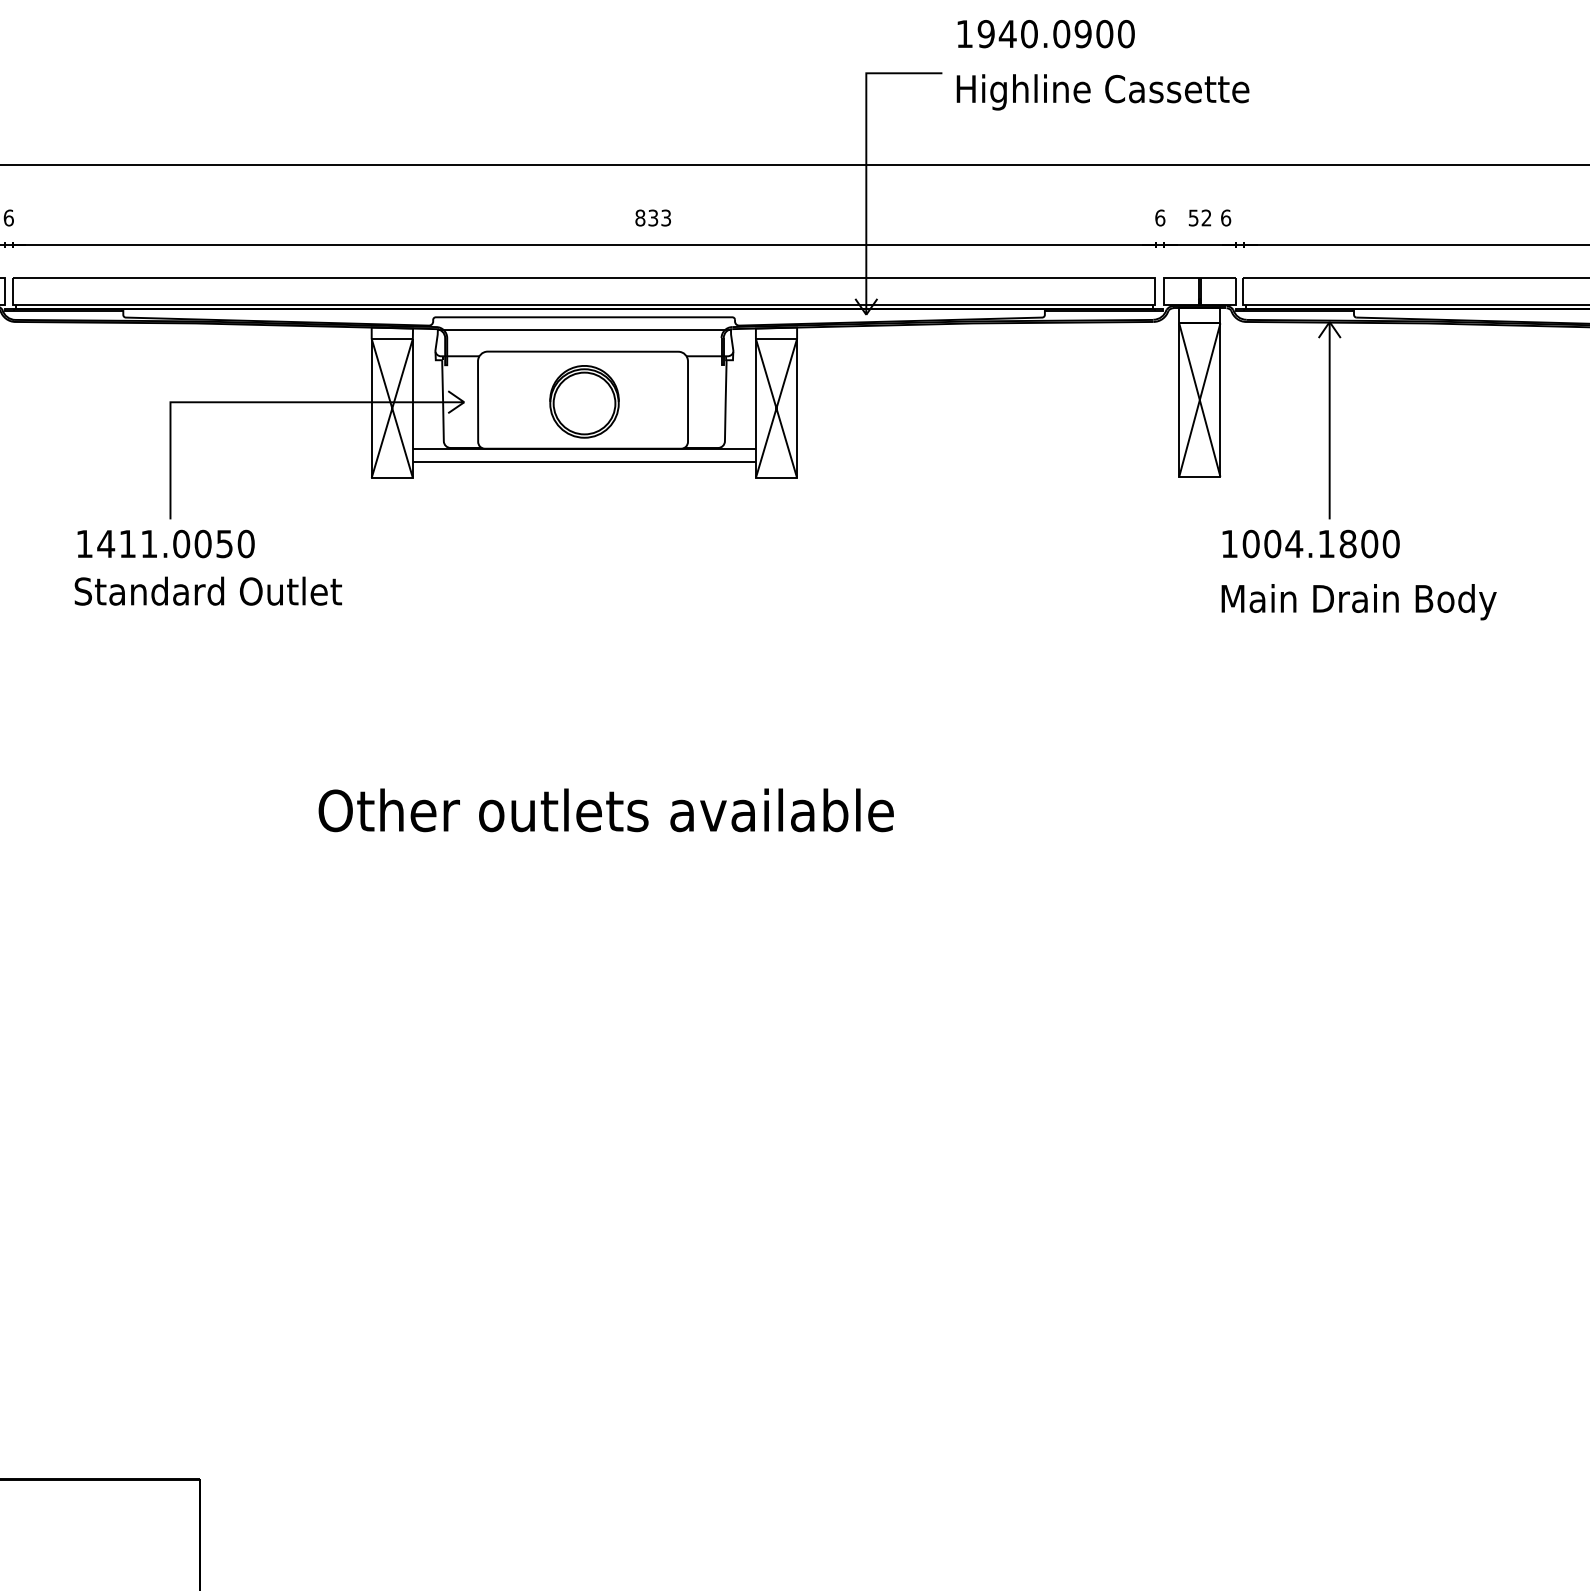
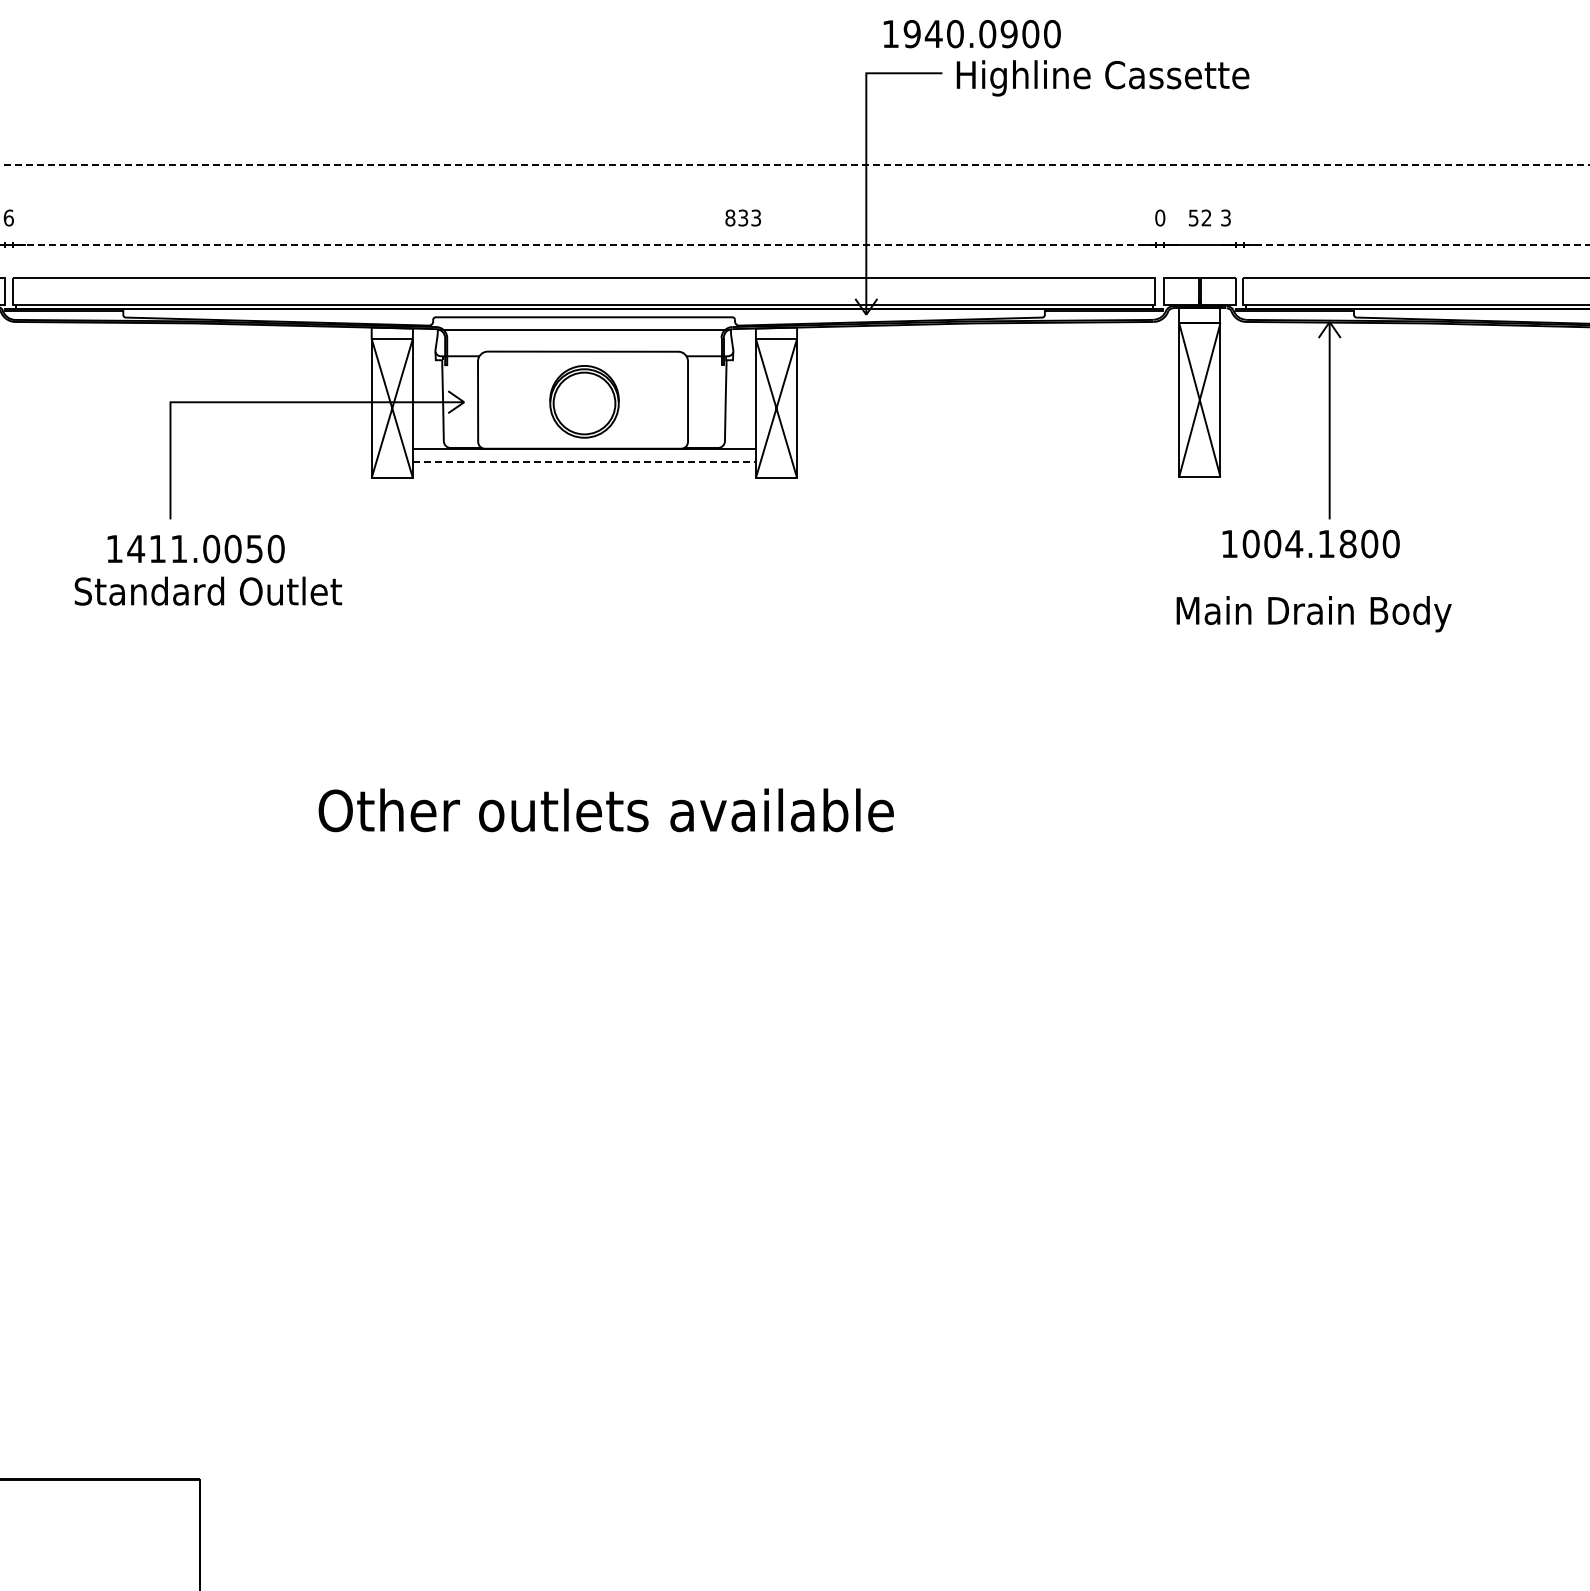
text position: (1045, 34) -> (971, 34) (971, 34)
text position: (1102, 92) -> (1102, 78) (1102, 78)
line: solid -> dashed (794, 164)
text position: (652, 217) -> (742, 217) (742, 217)
text: 6 -> 0 (1160, 217)
text: 6 -> 3 (1226, 217)
line: solid -> dashed (584, 244)
line: solid -> dashed (1416, 244)
line: solid -> dashed (584, 462)
text position: (165, 543) -> (195, 548) (195, 548)
text position: (1358, 602) -> (1313, 614) (1313, 614)
